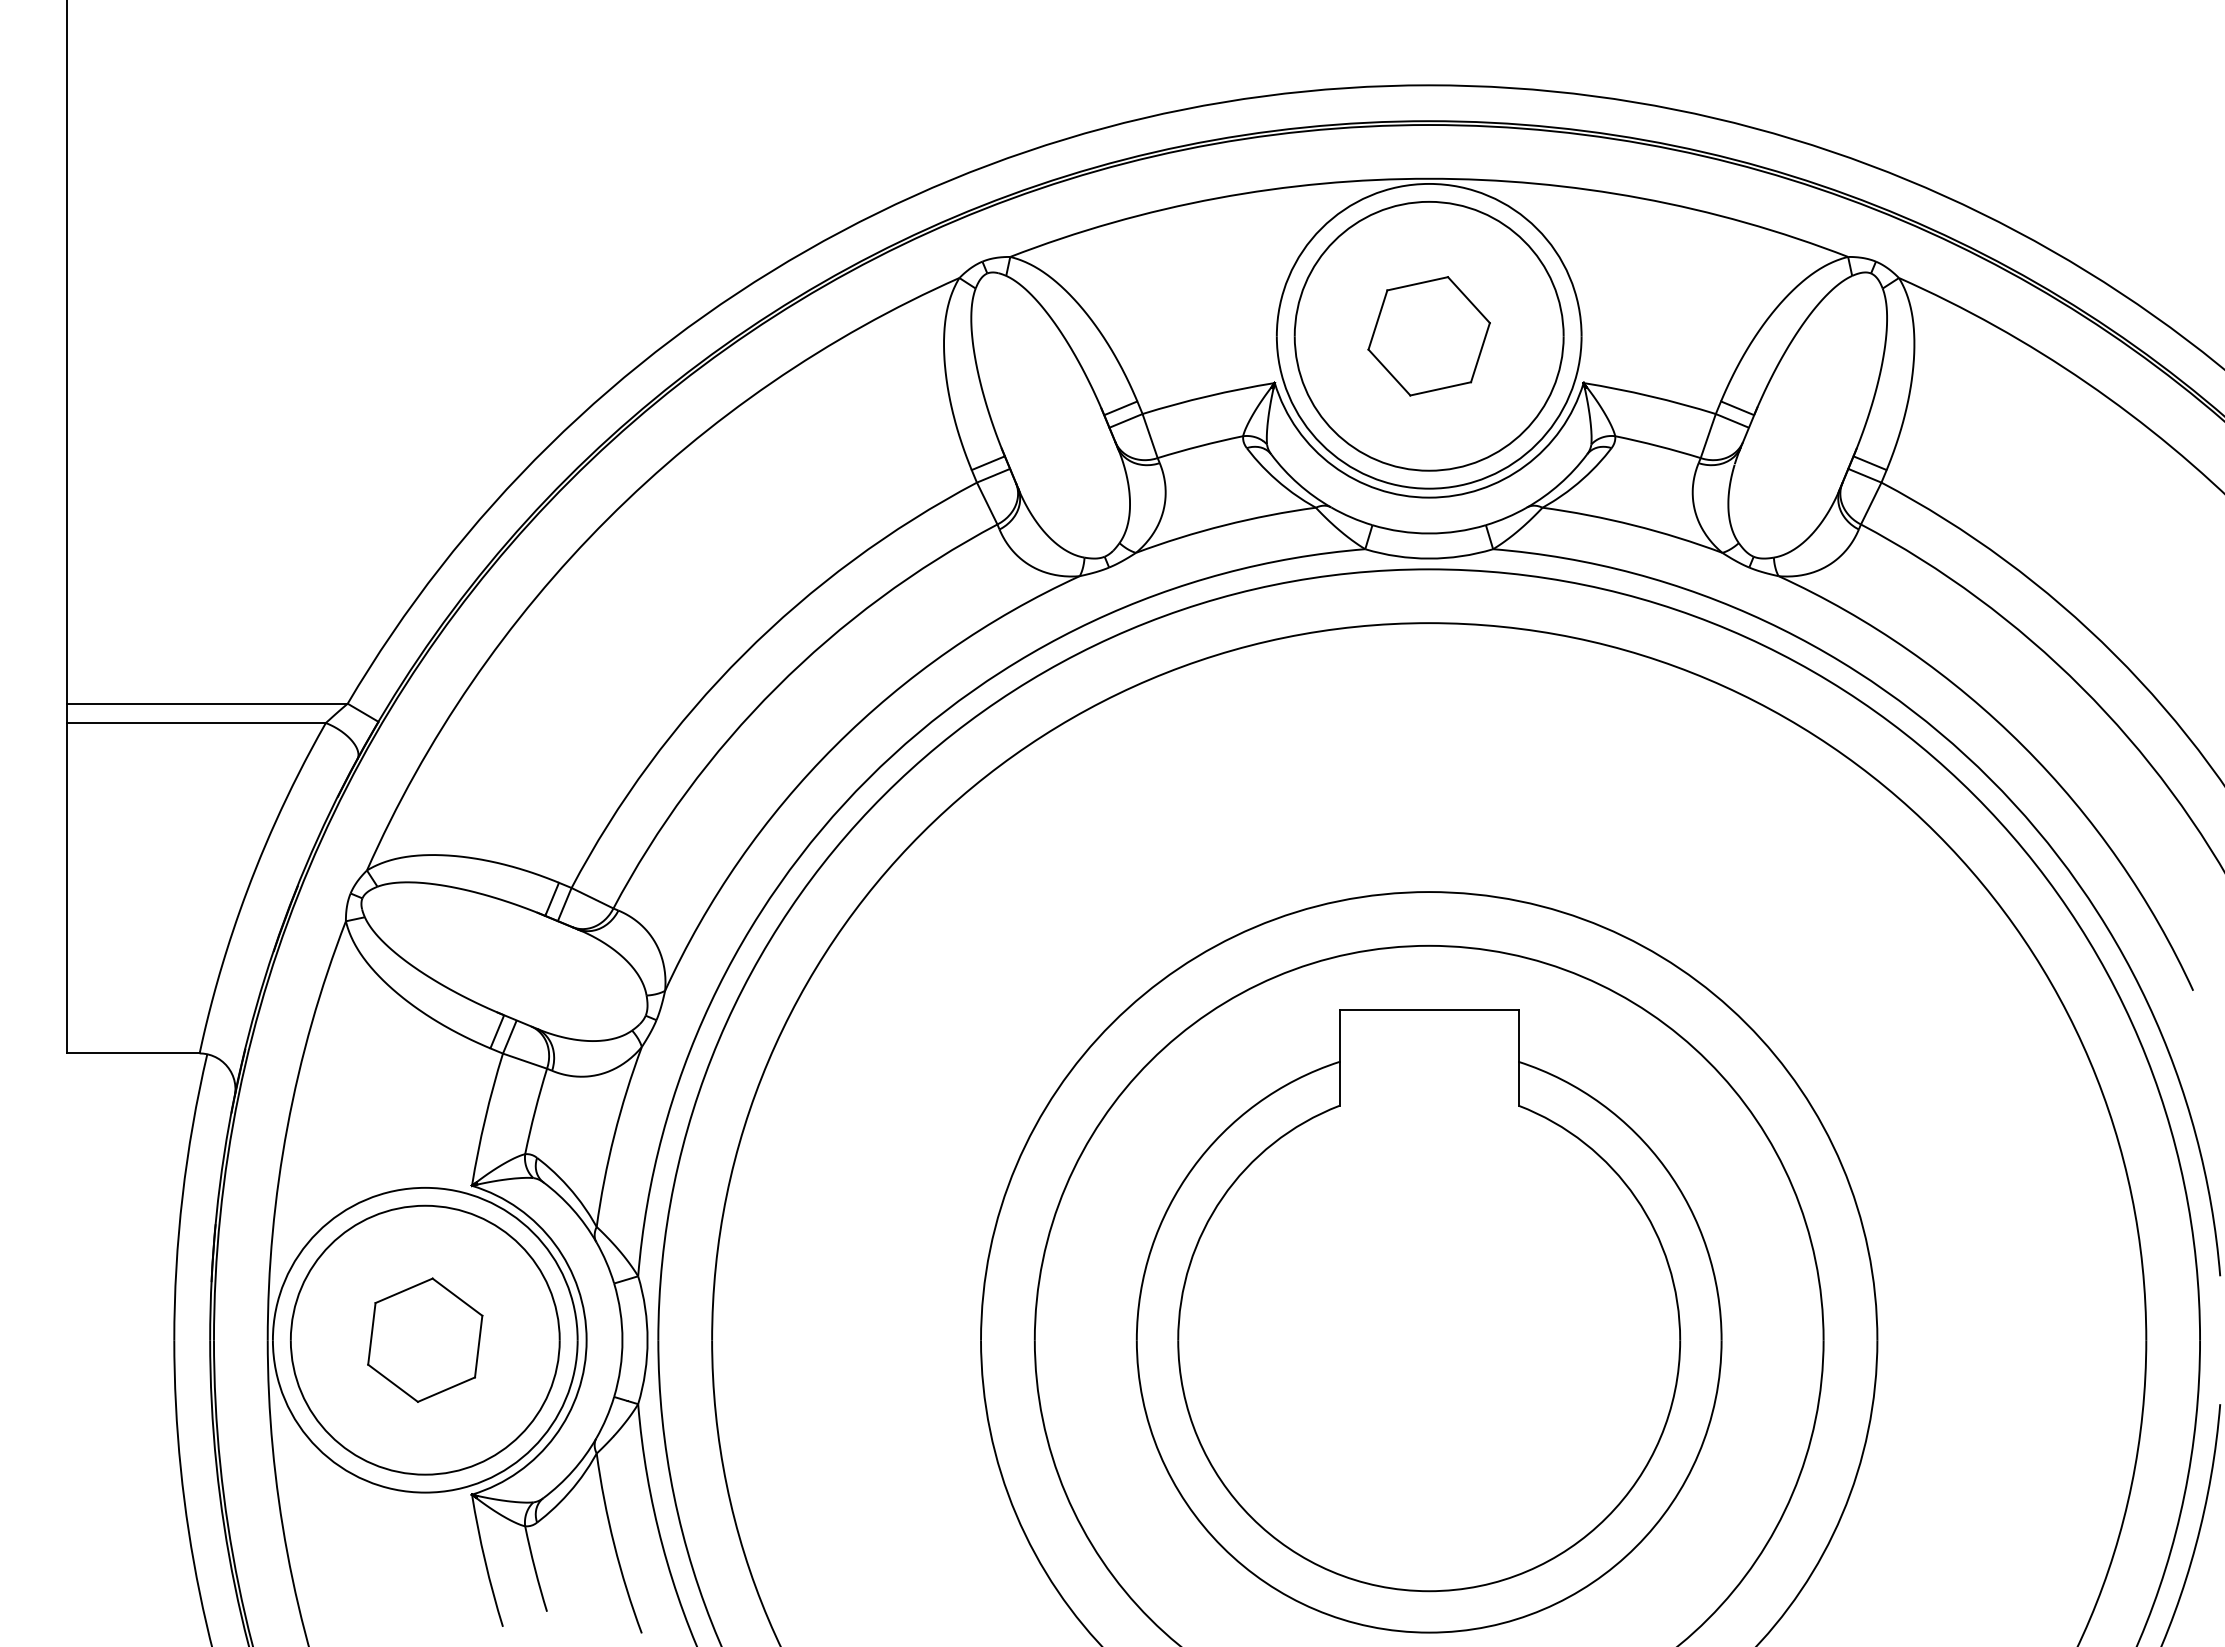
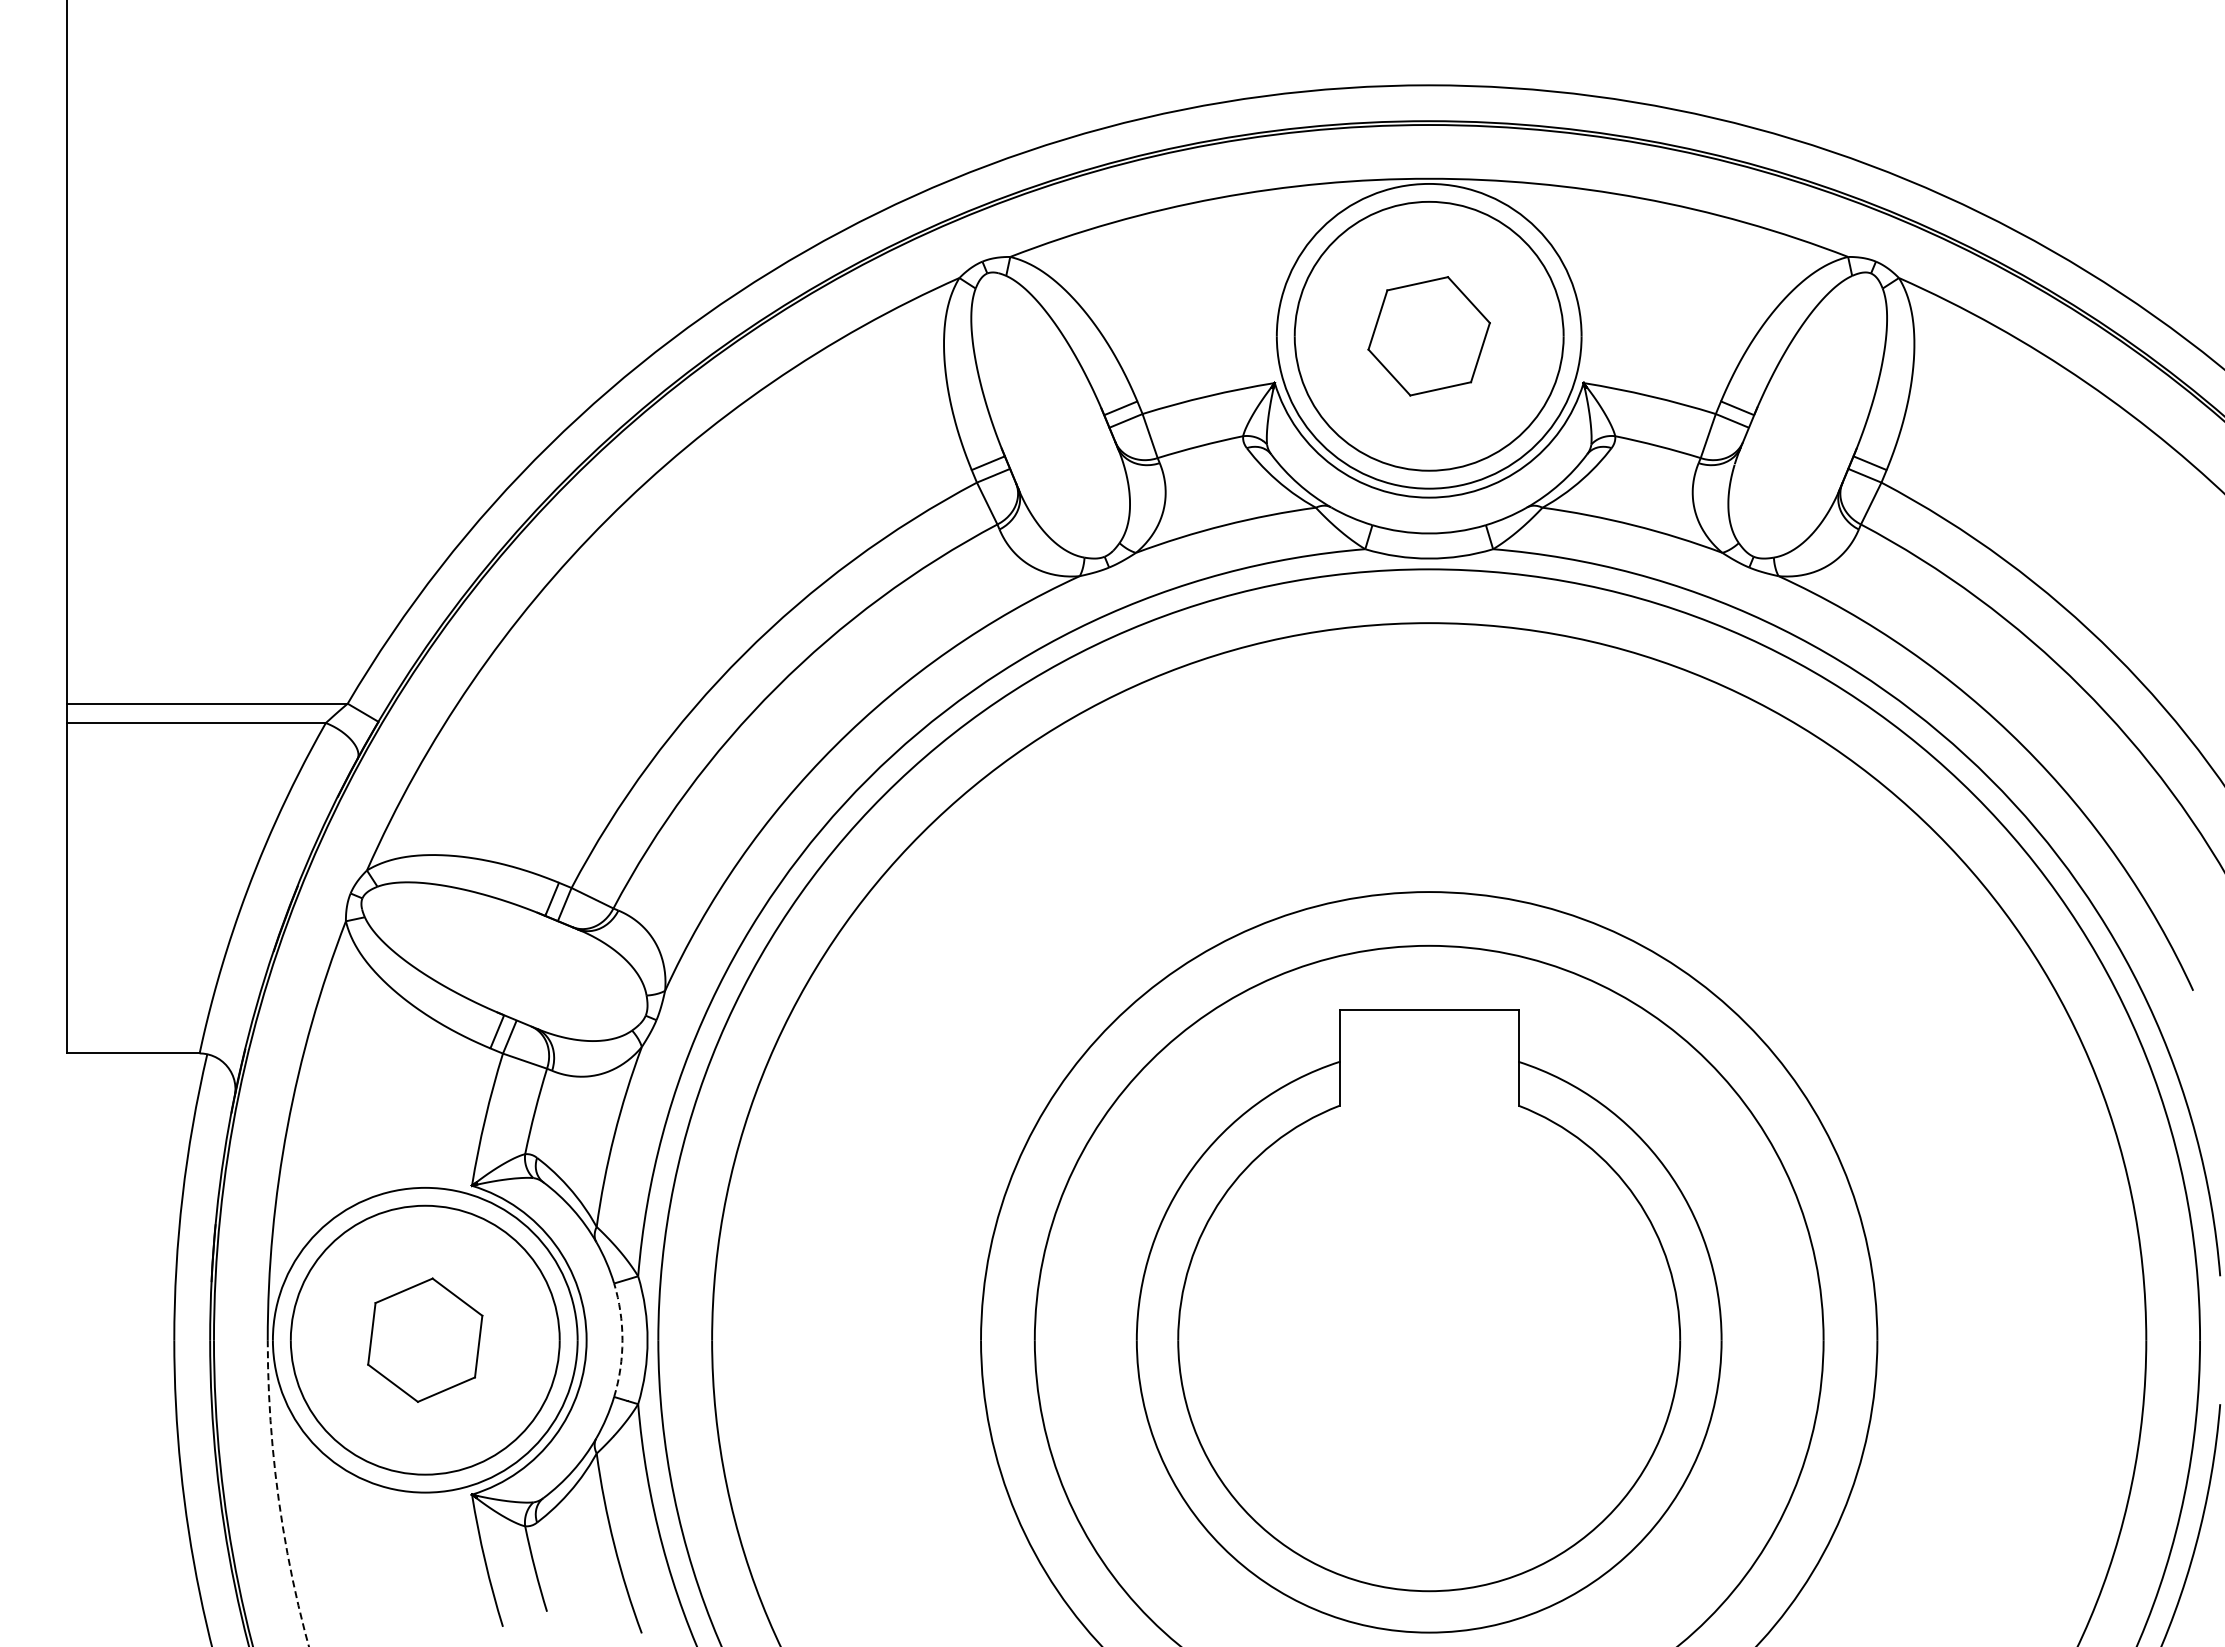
arc: solid -> dashed (622, 1340)
arc: solid -> dashed (278, 1495)
